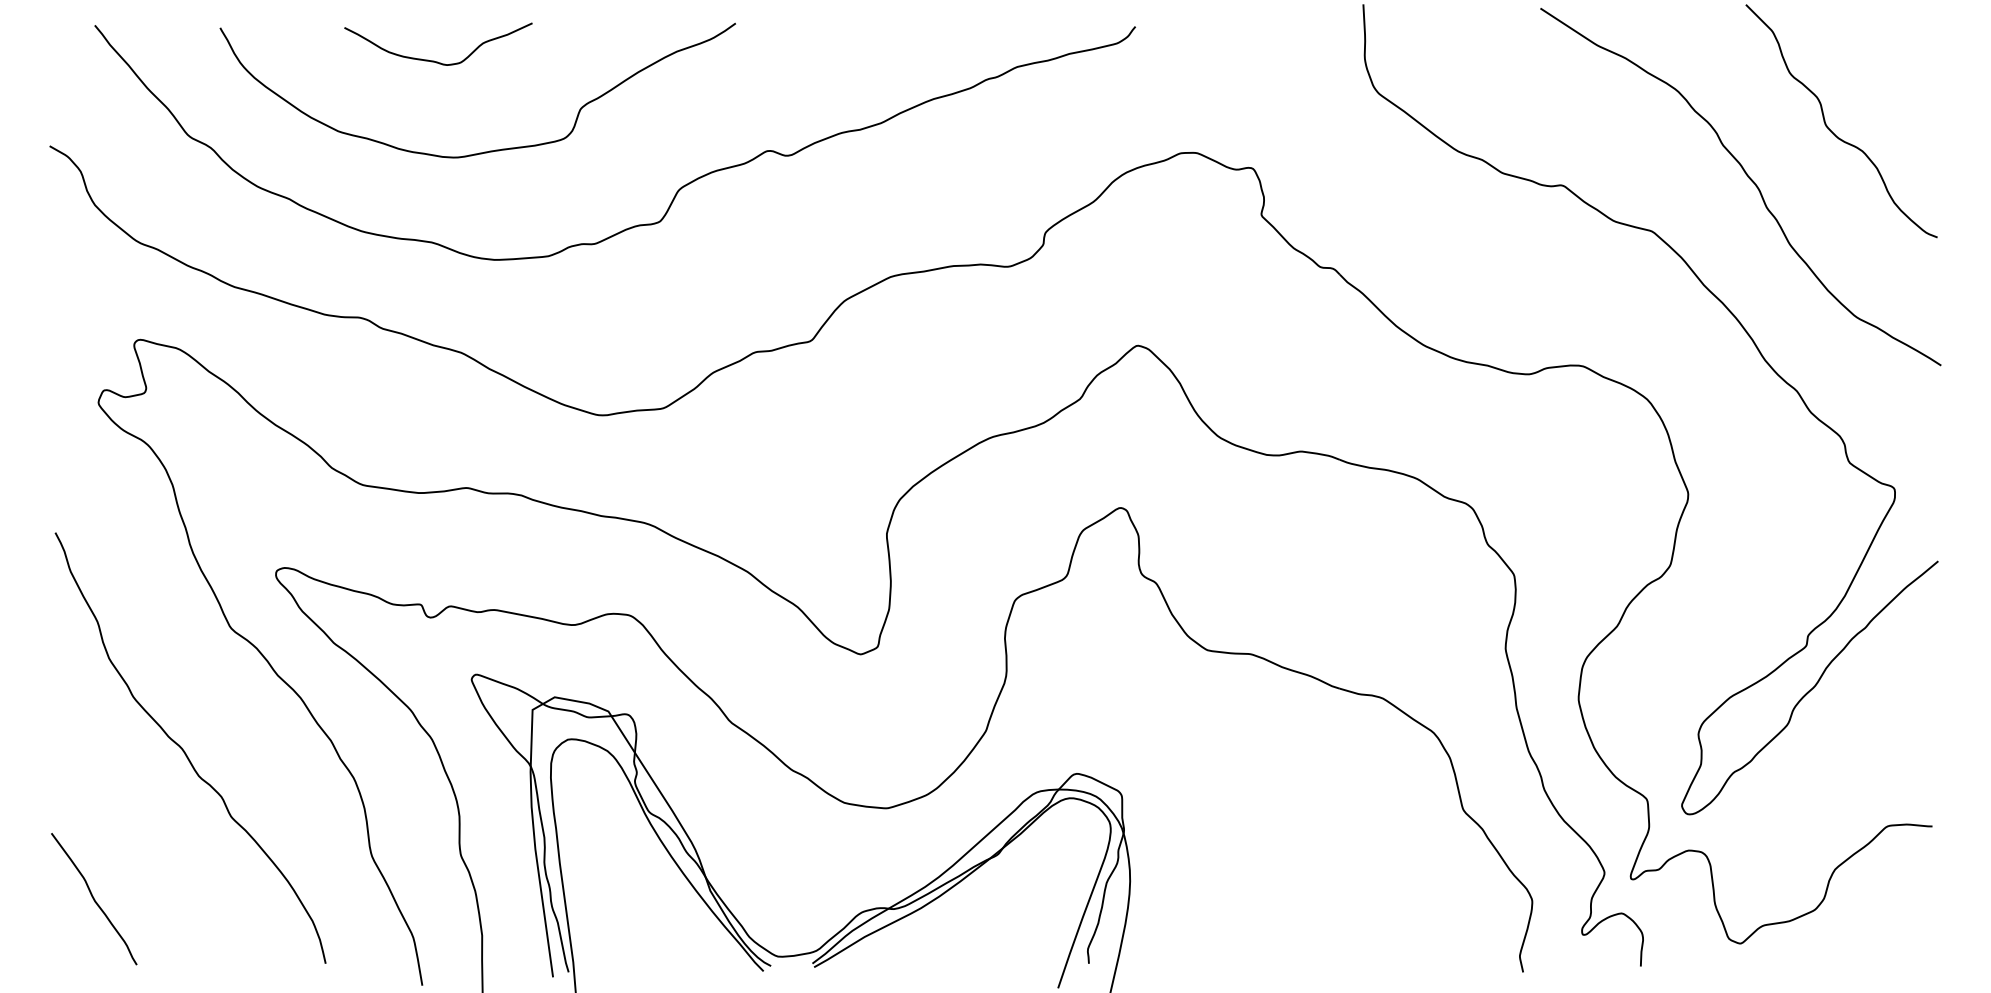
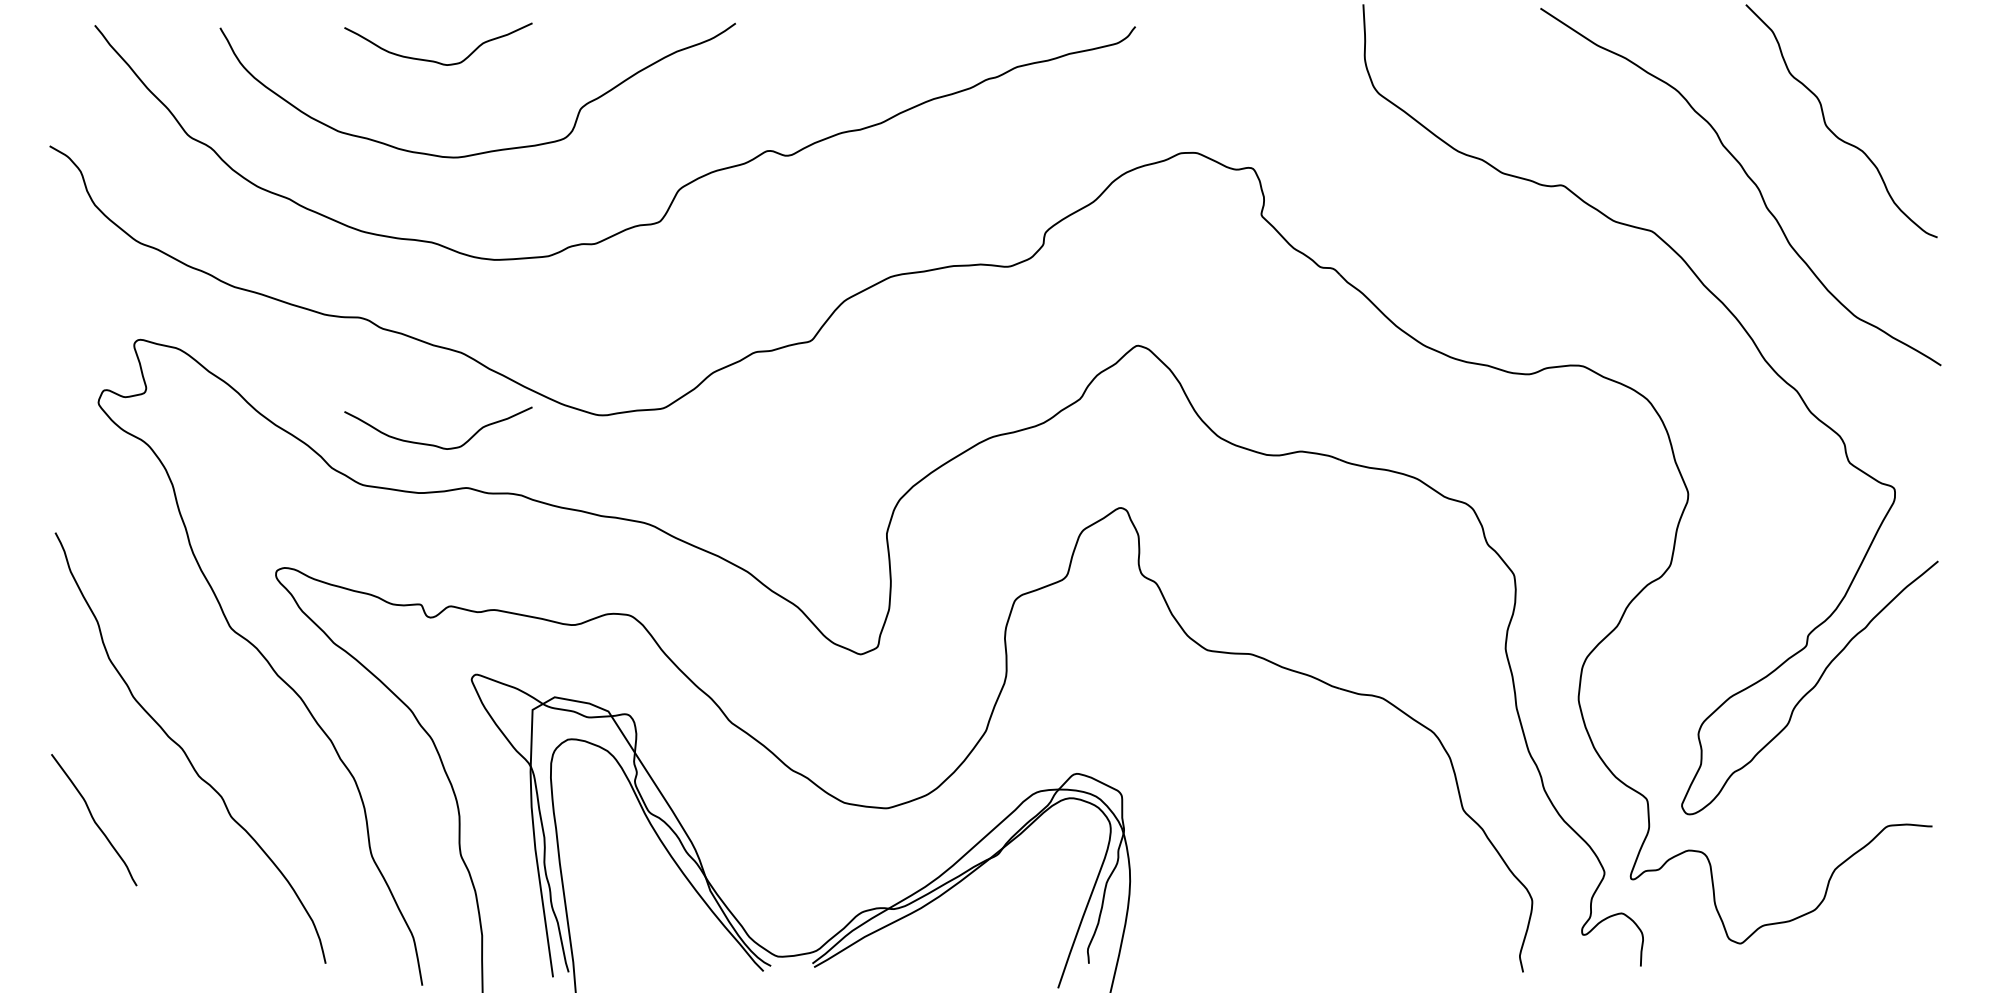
curve: none -> present (434, 444)
curve position: (94, 899) -> (94, 820) (94, 820)
